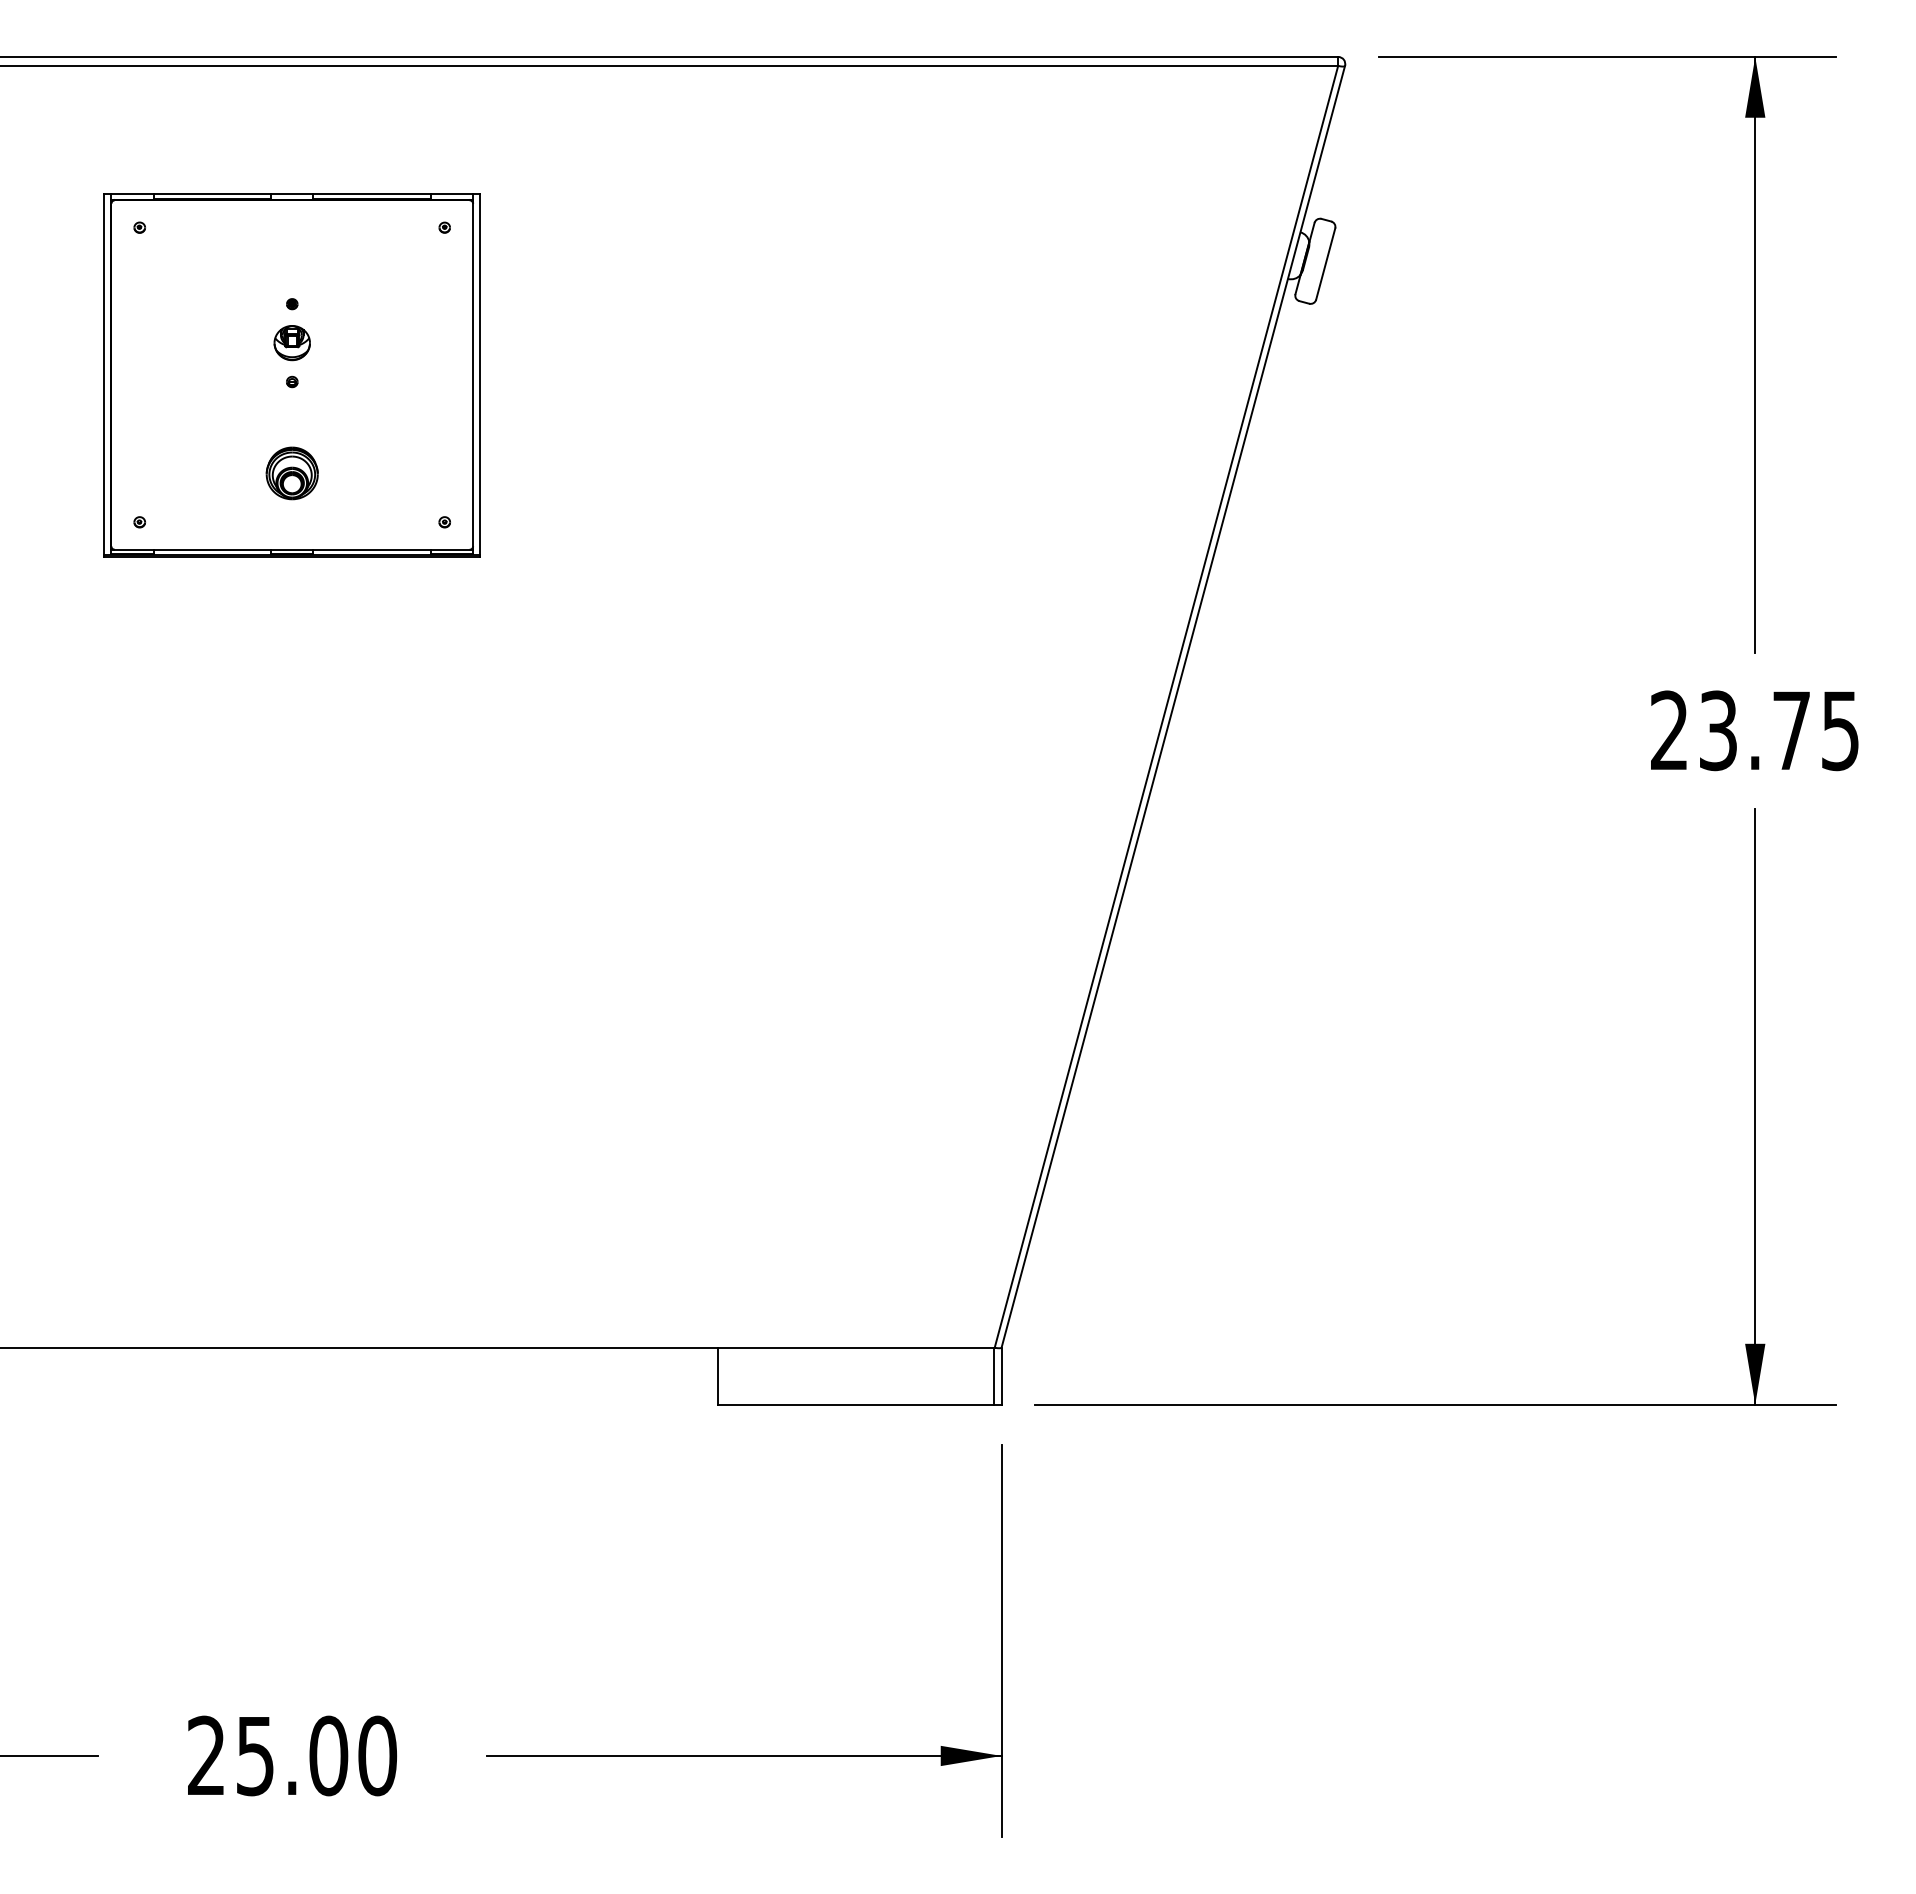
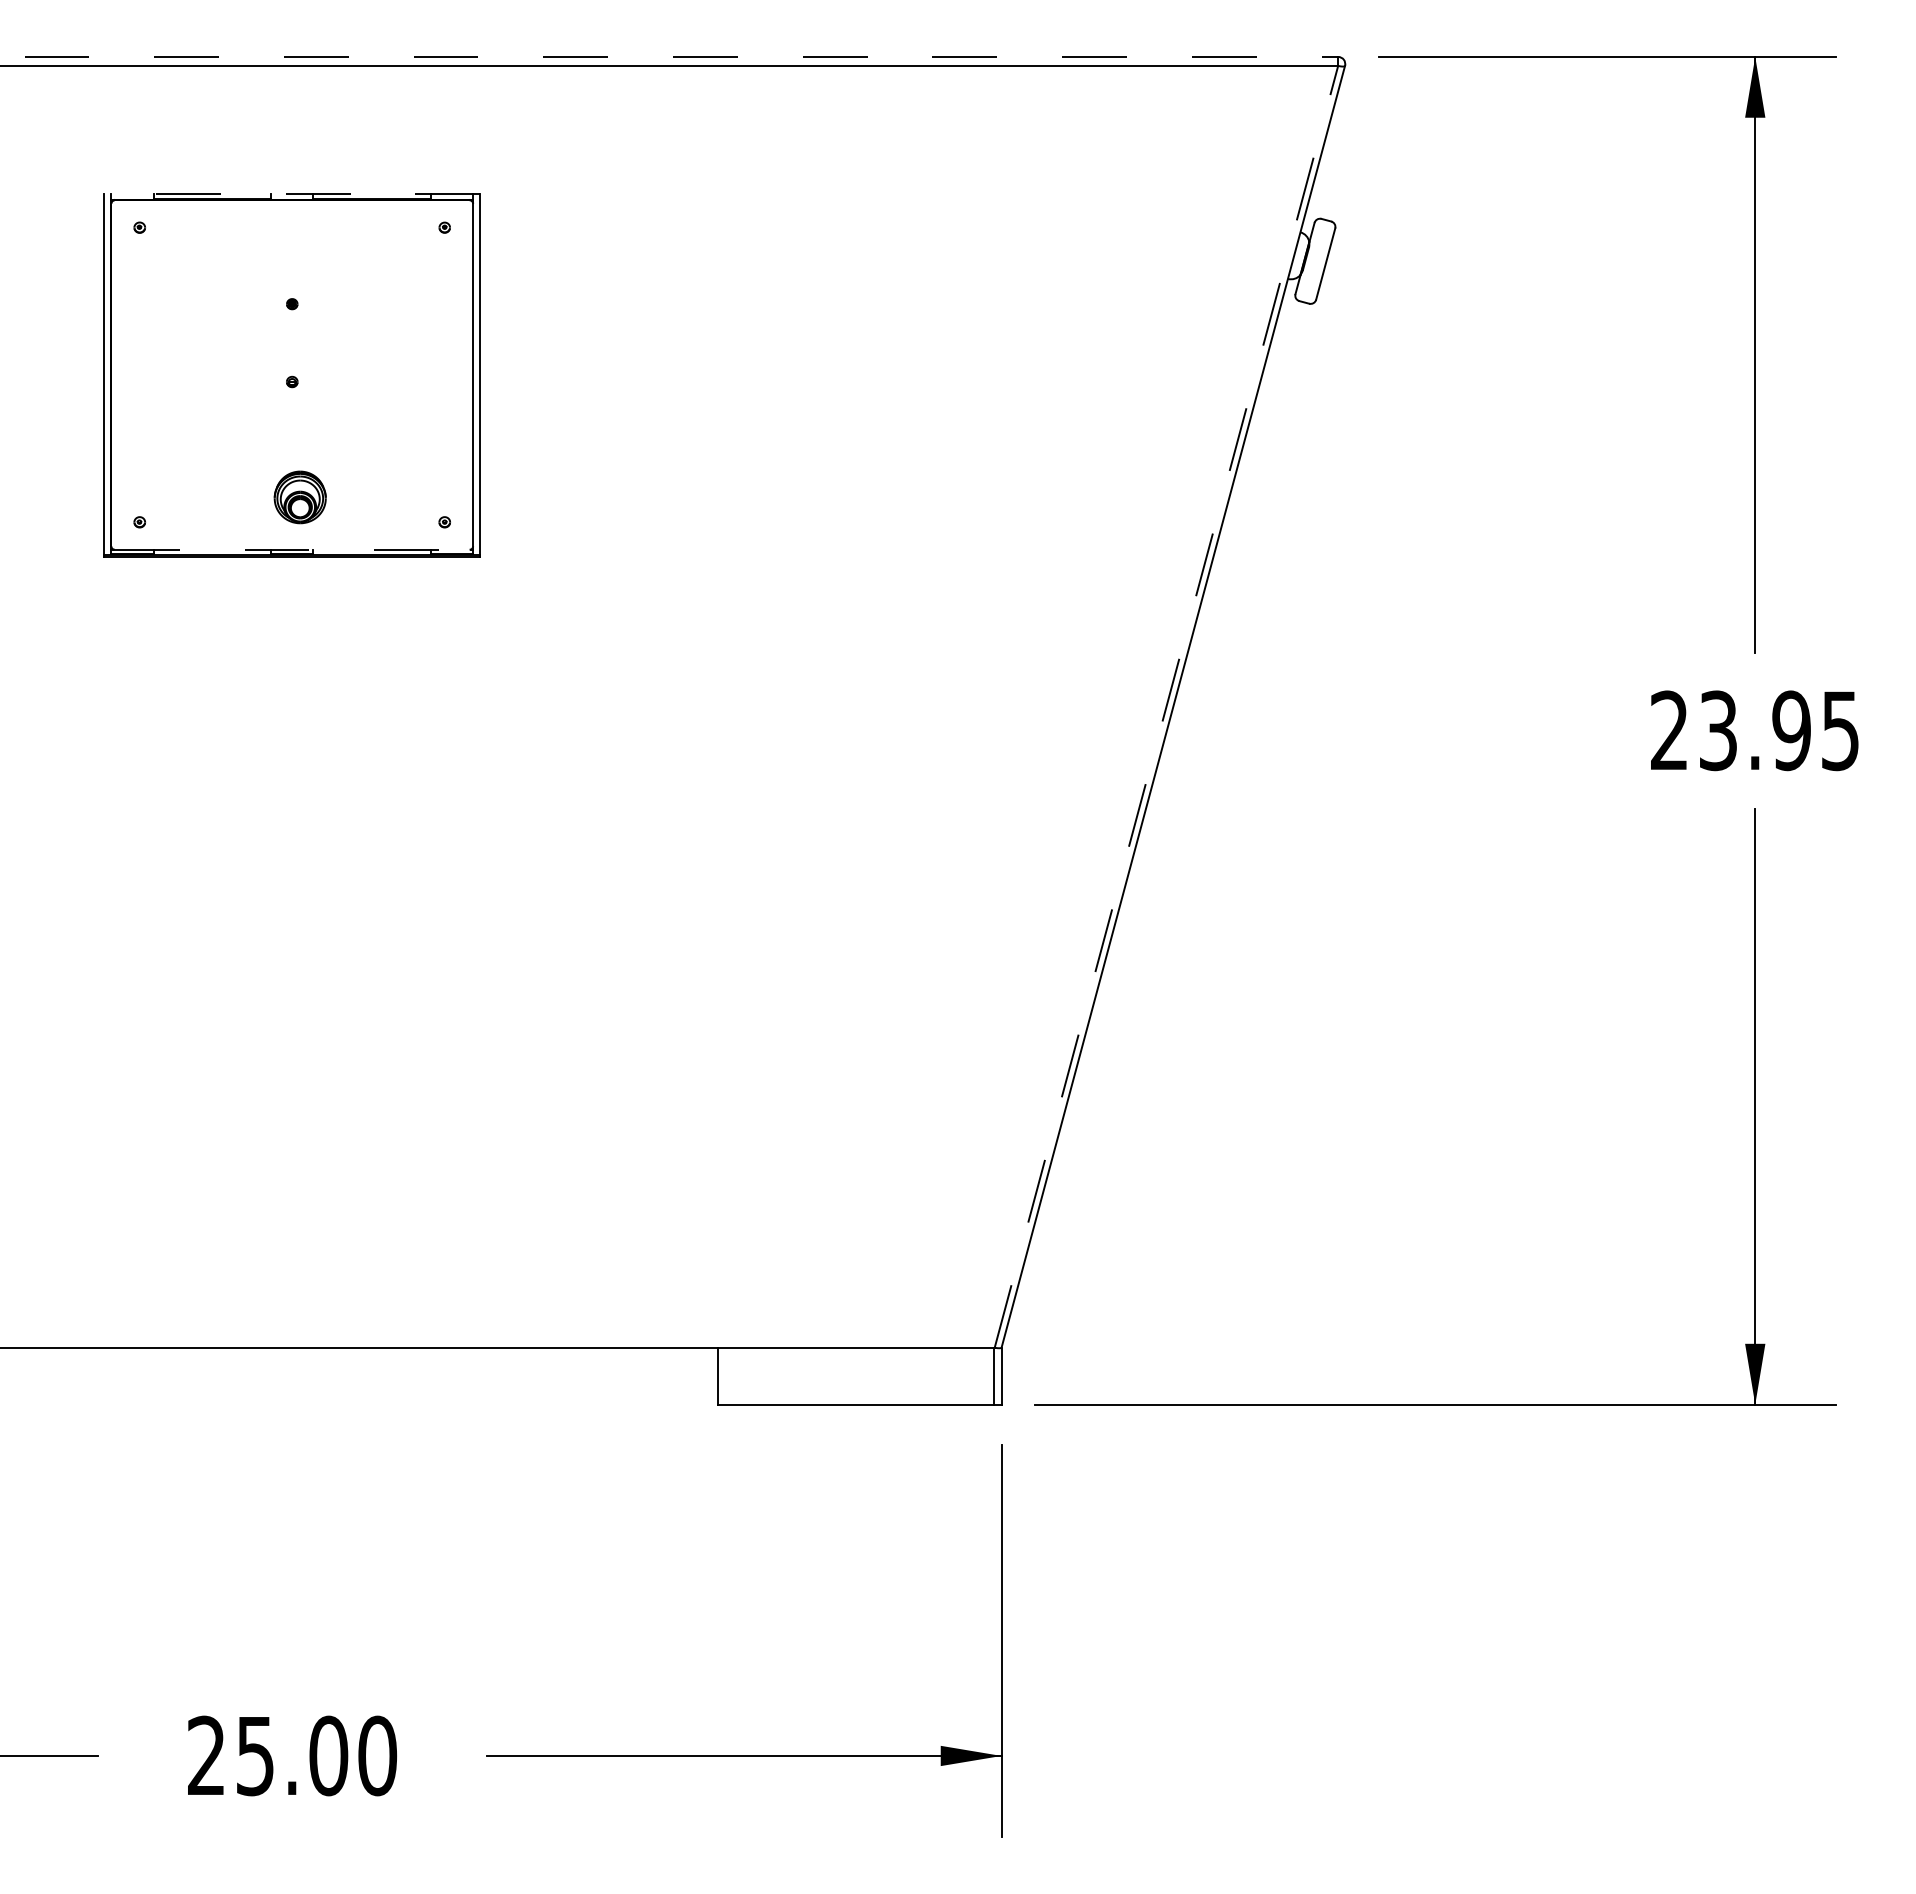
line: solid -> dashed (669, 56)
line: solid -> dashed (292, 193)
part: present -> none (291, 343)
part position: (291, 473) -> (299, 497) (299, 497)
line: solid -> dashed (292, 549)
line: solid -> dashed (1166, 706)
text: 23.75 -> 23.95 (1791, 730)
